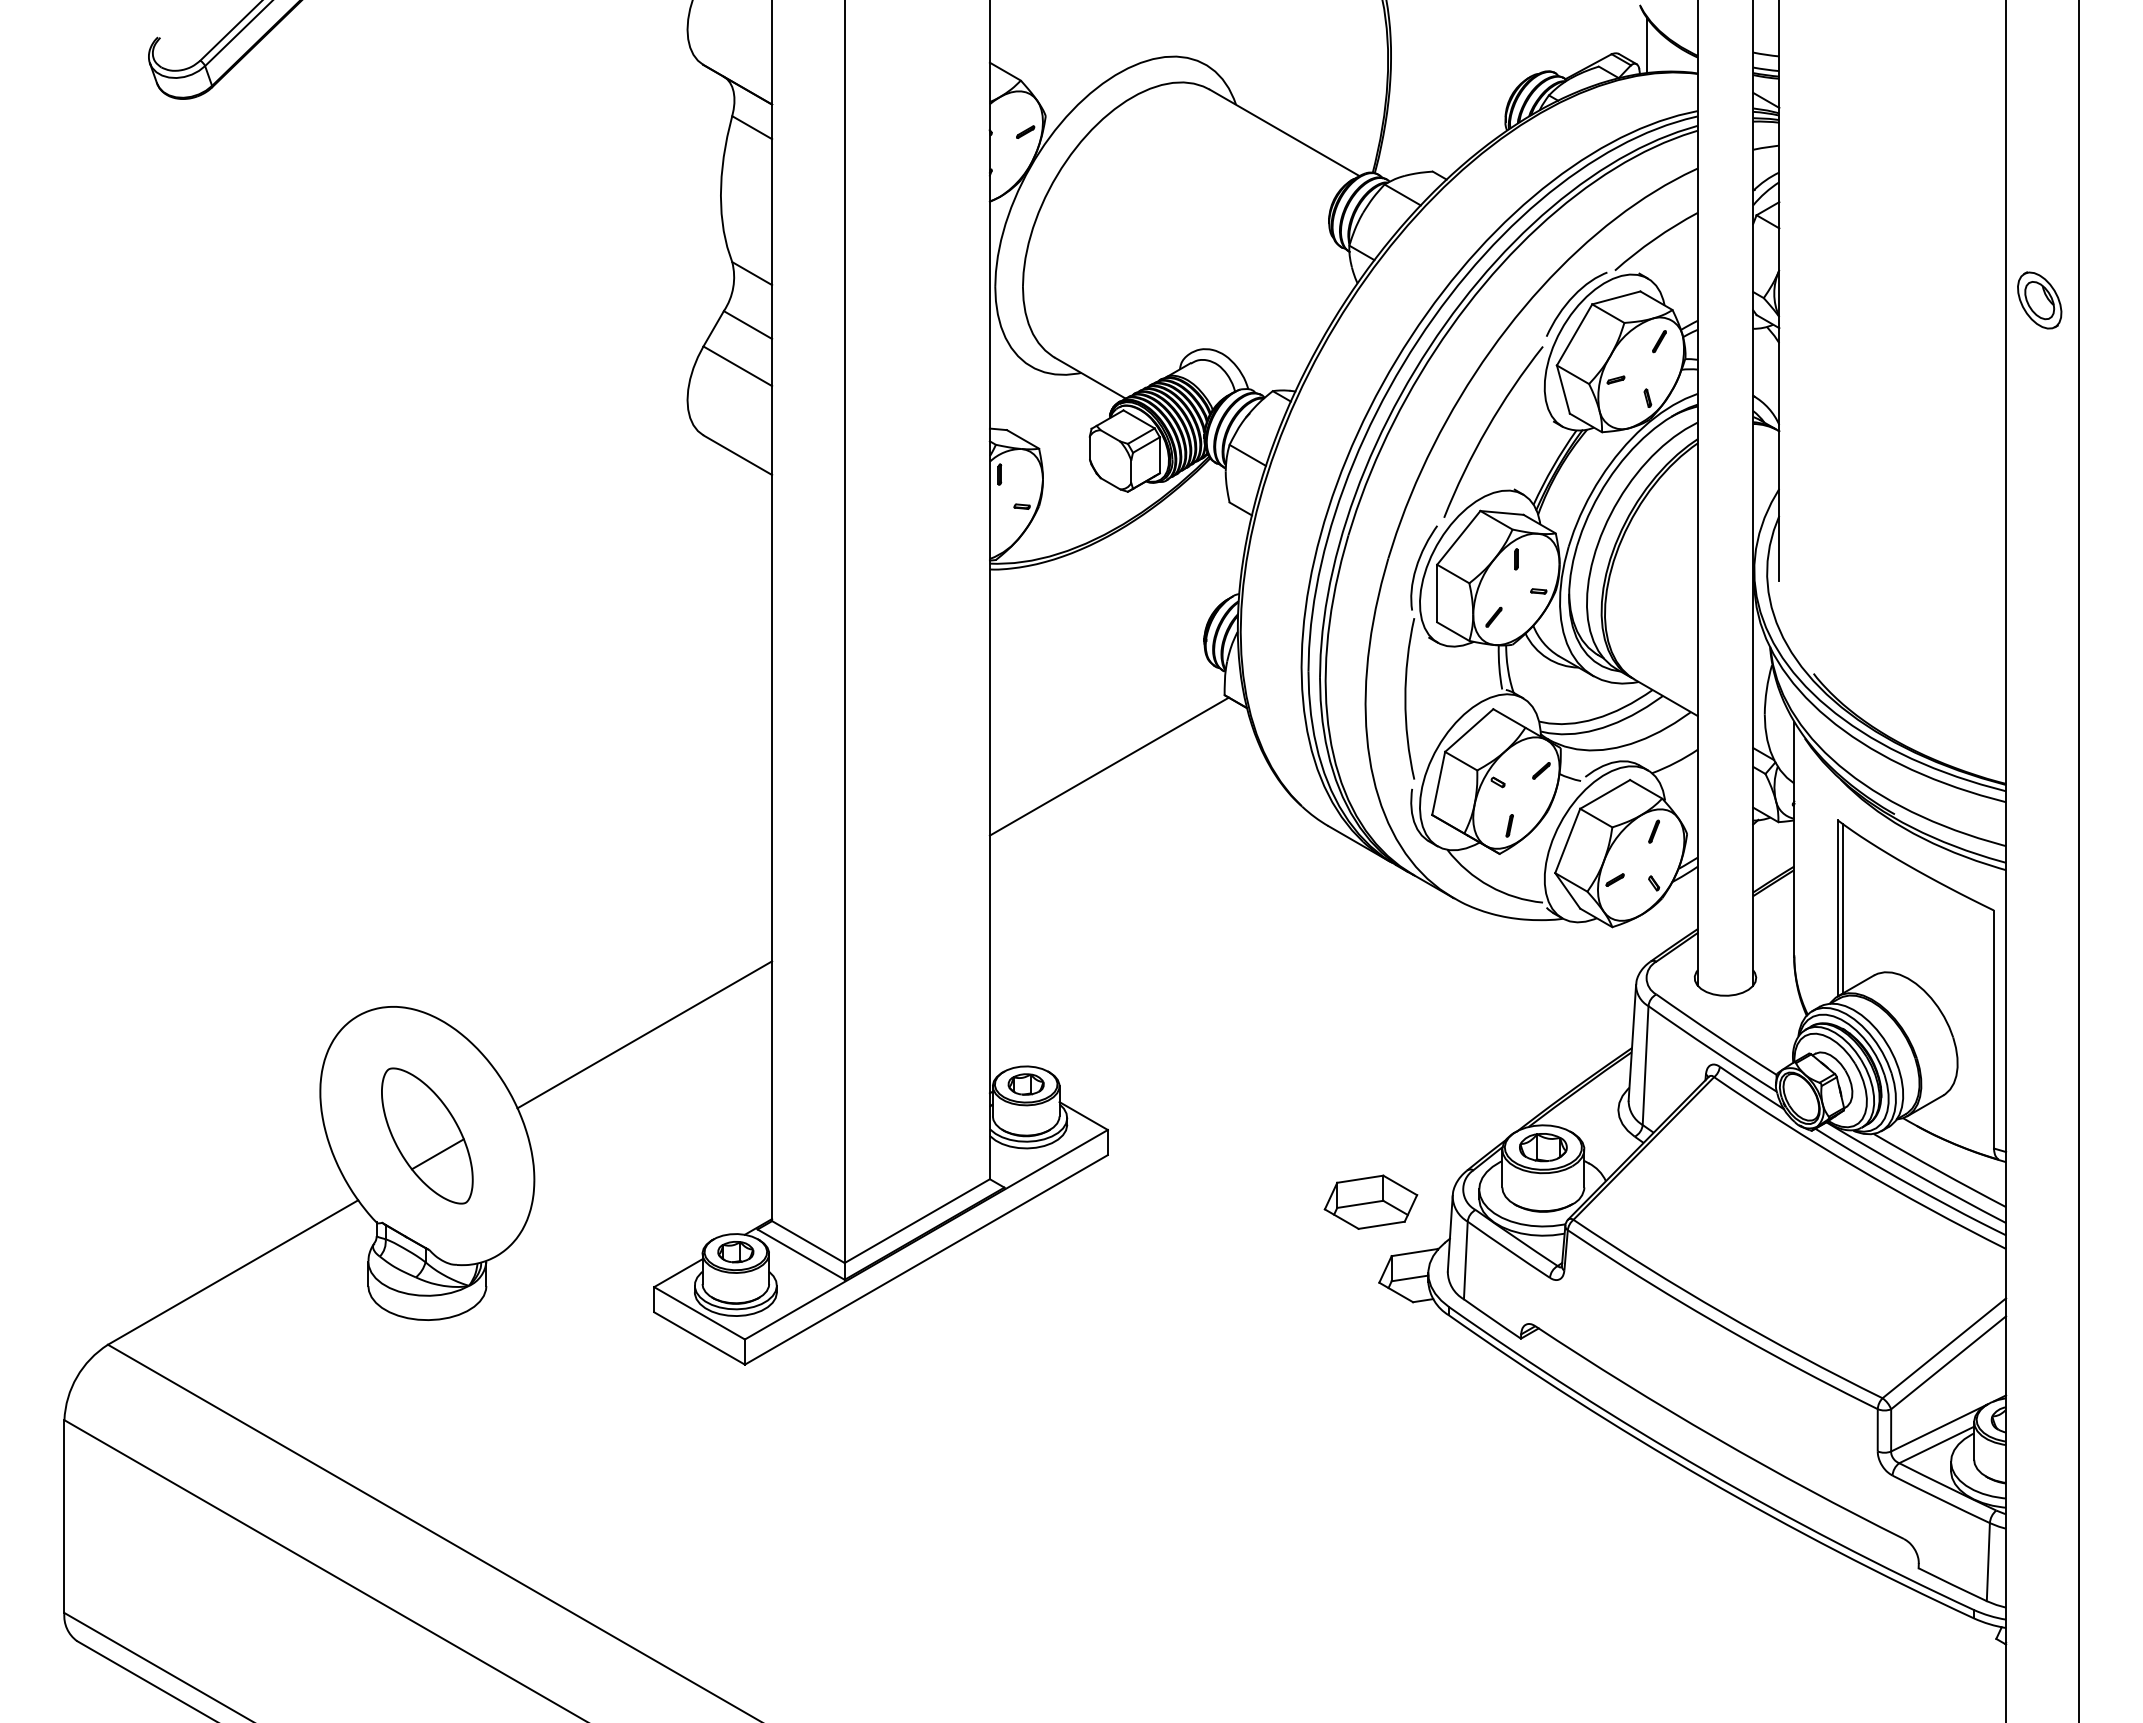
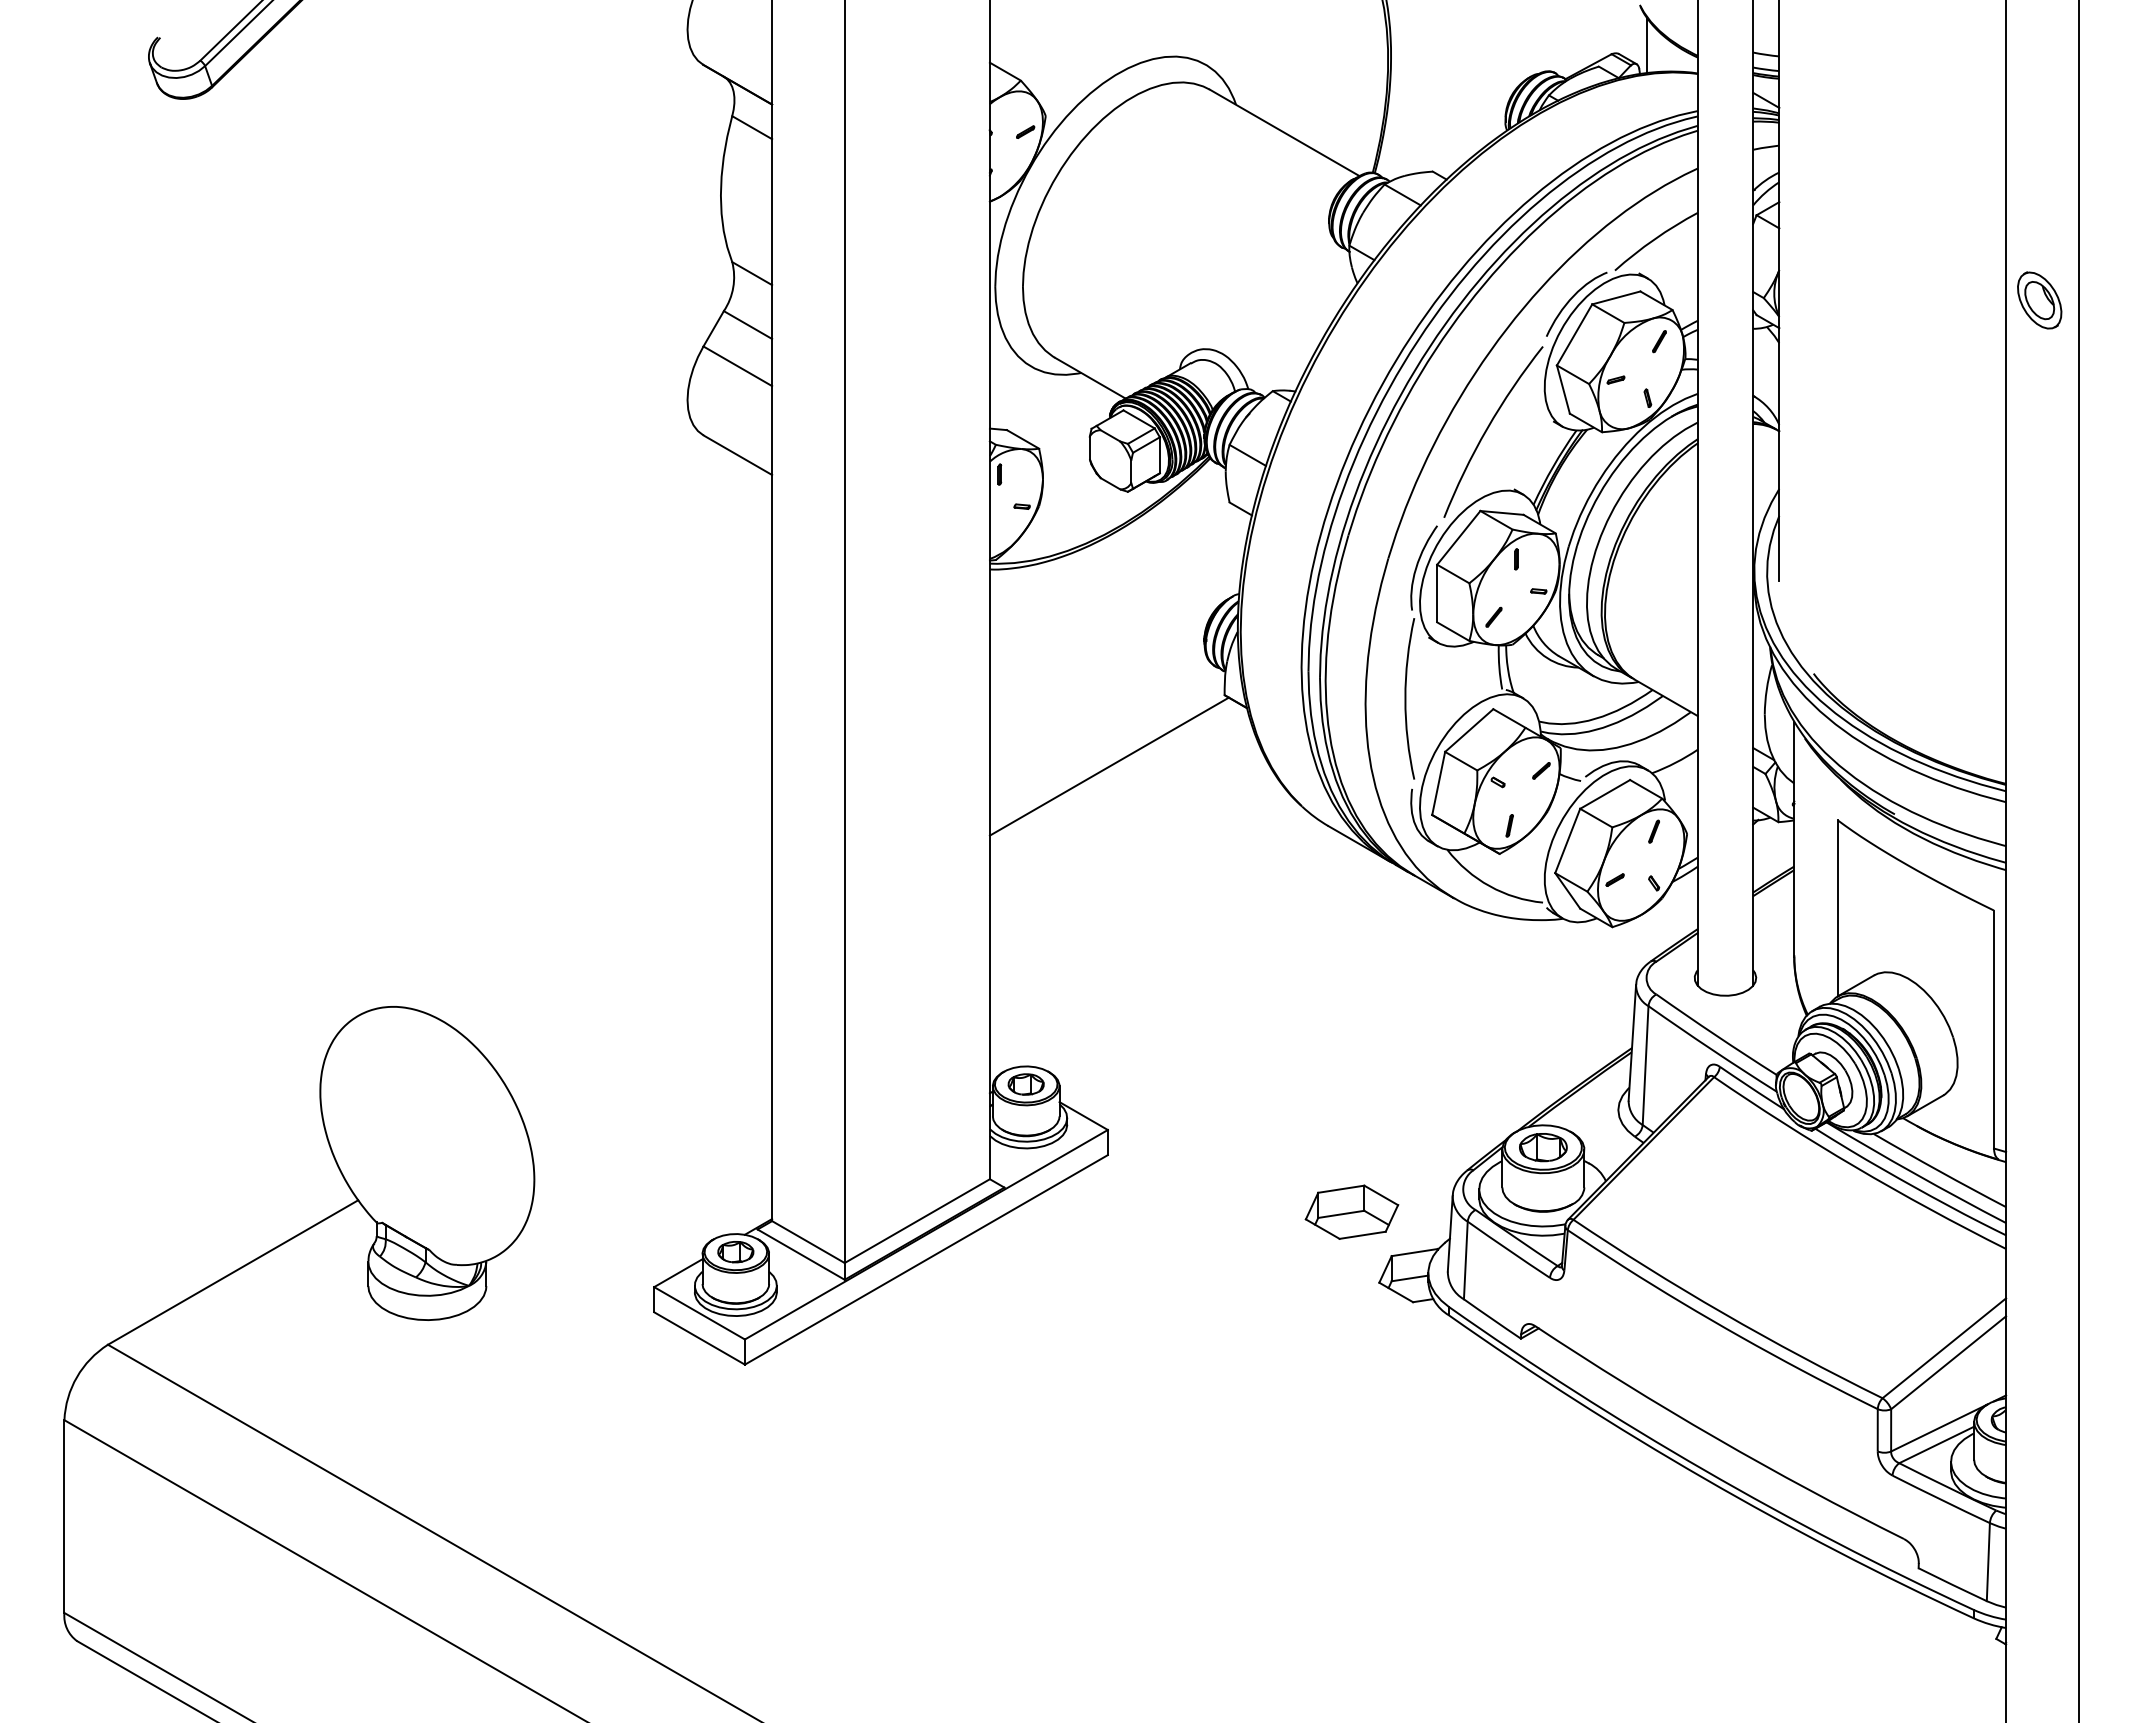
line: present -> none (1842, 908)
line: present -> none (644, 1034)
part: present -> none (427, 1135)
part position: (1370, 1201) -> (1351, 1211) (1351, 1211)
